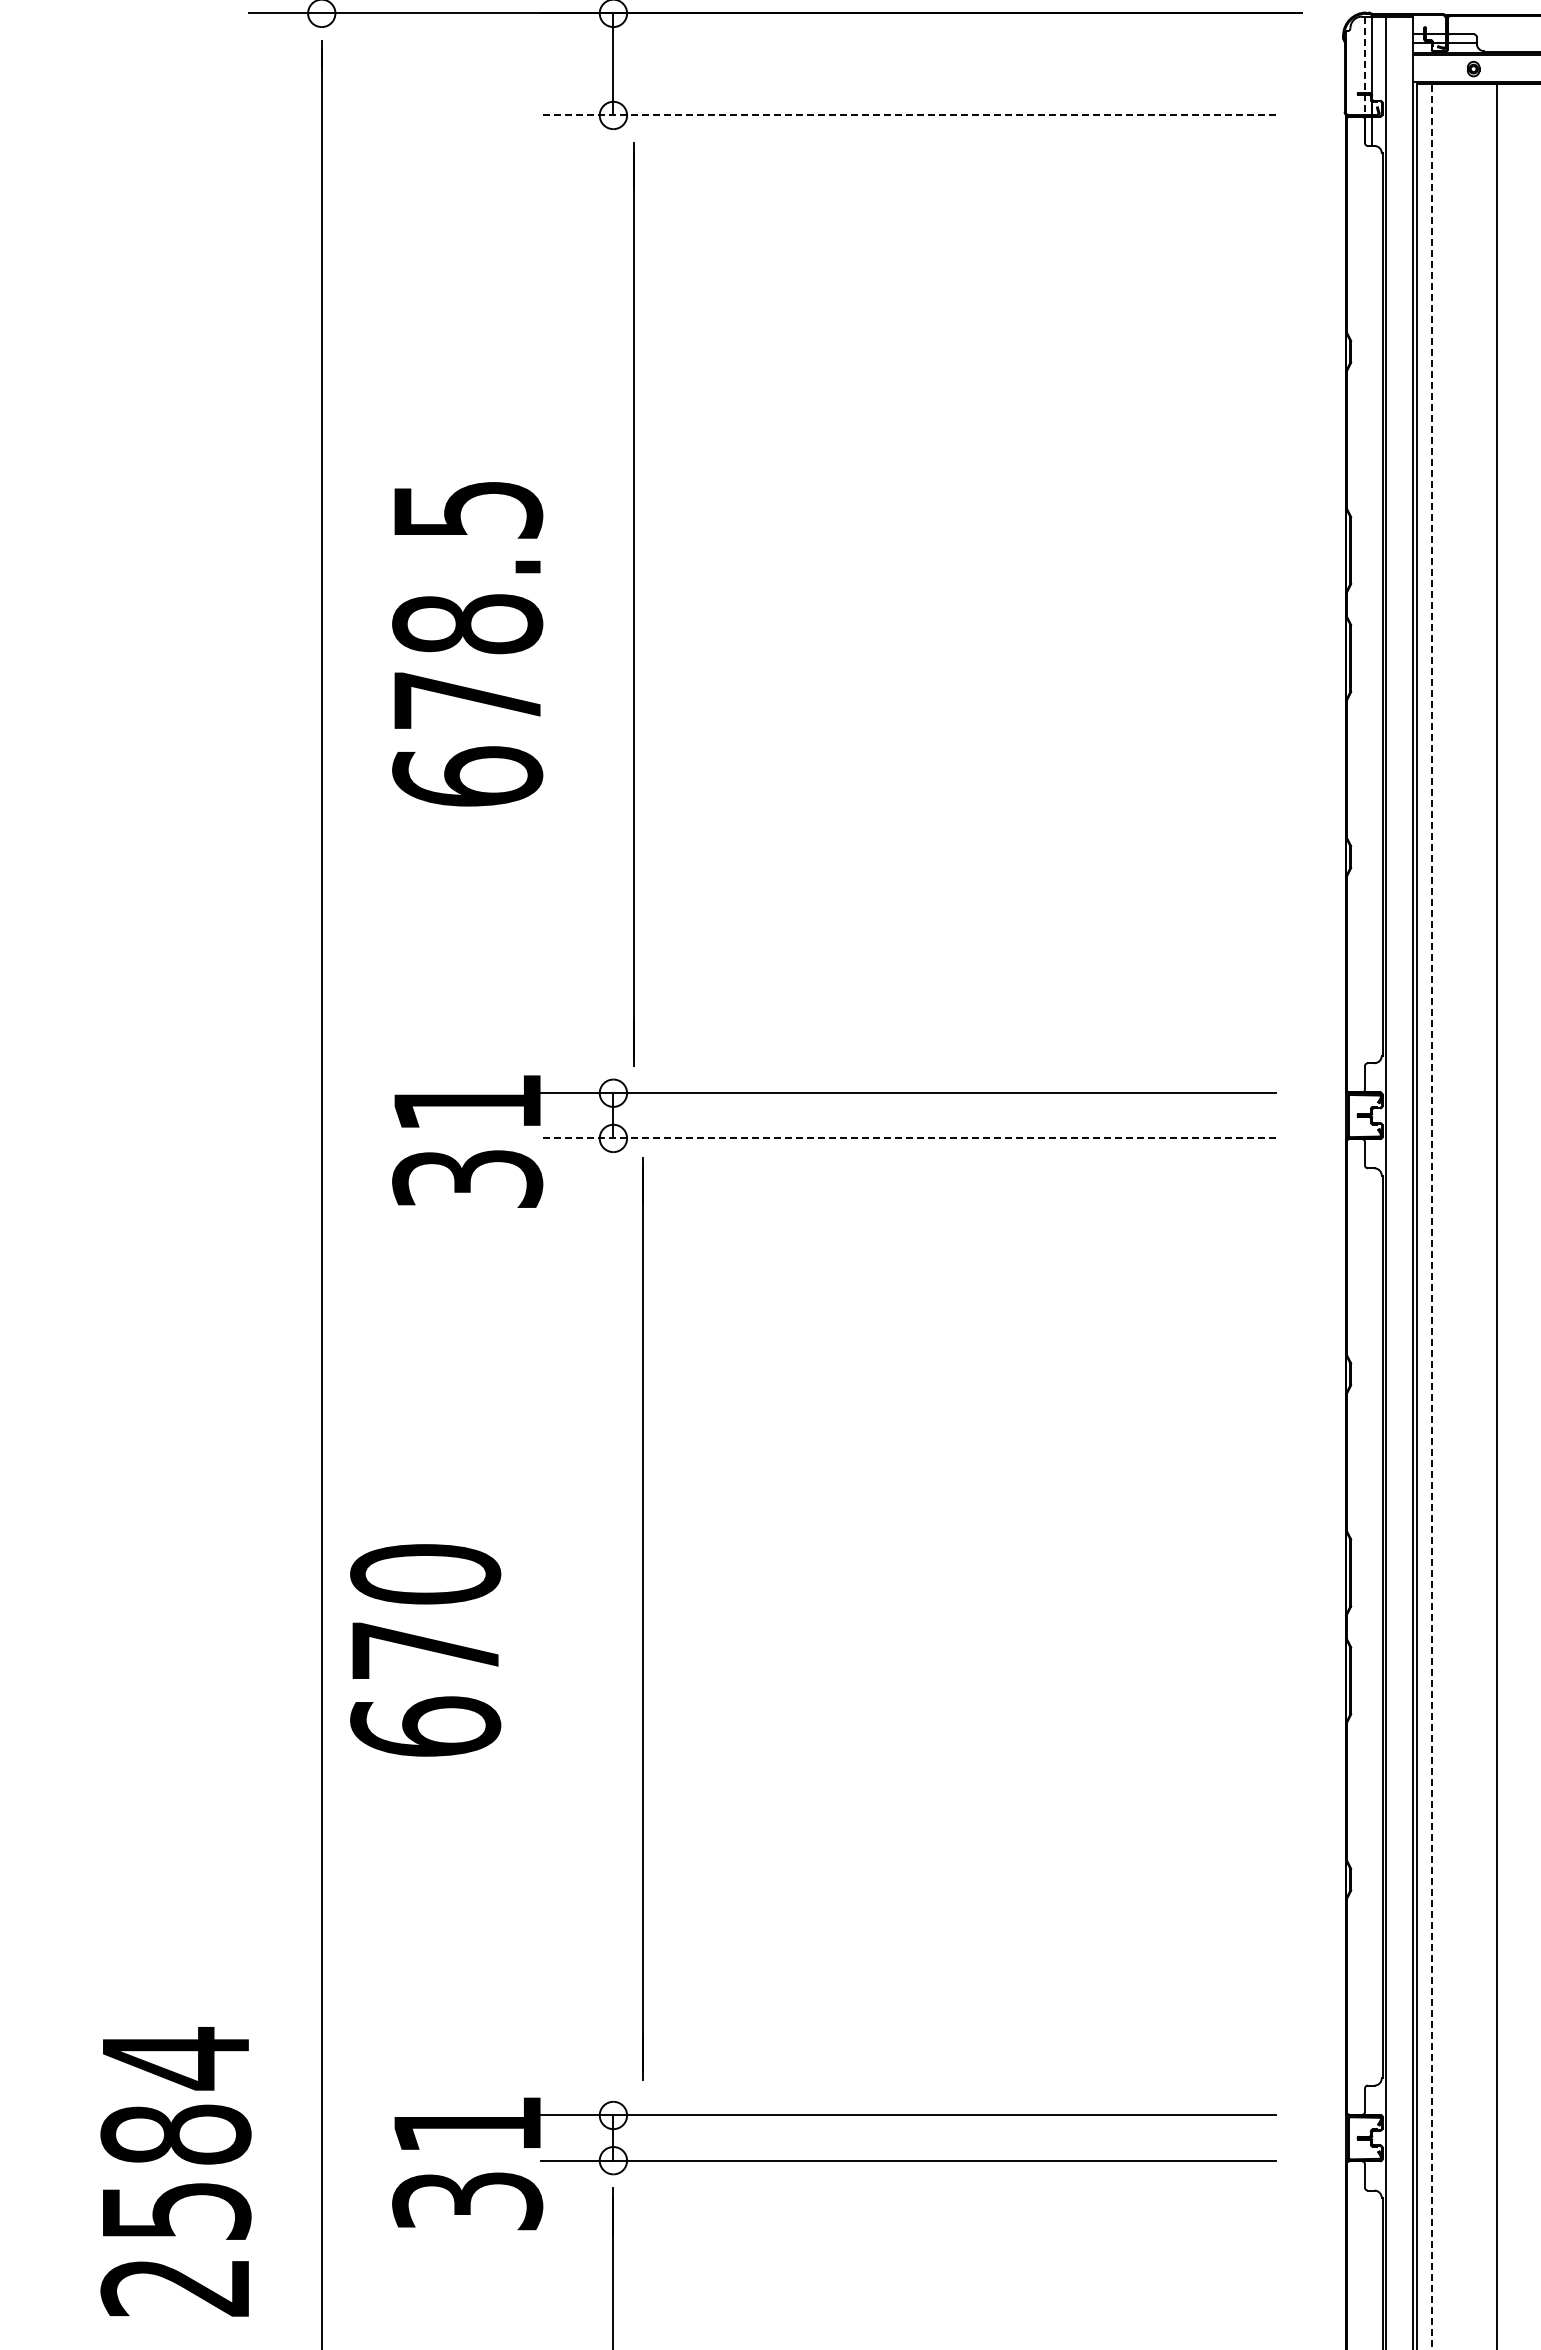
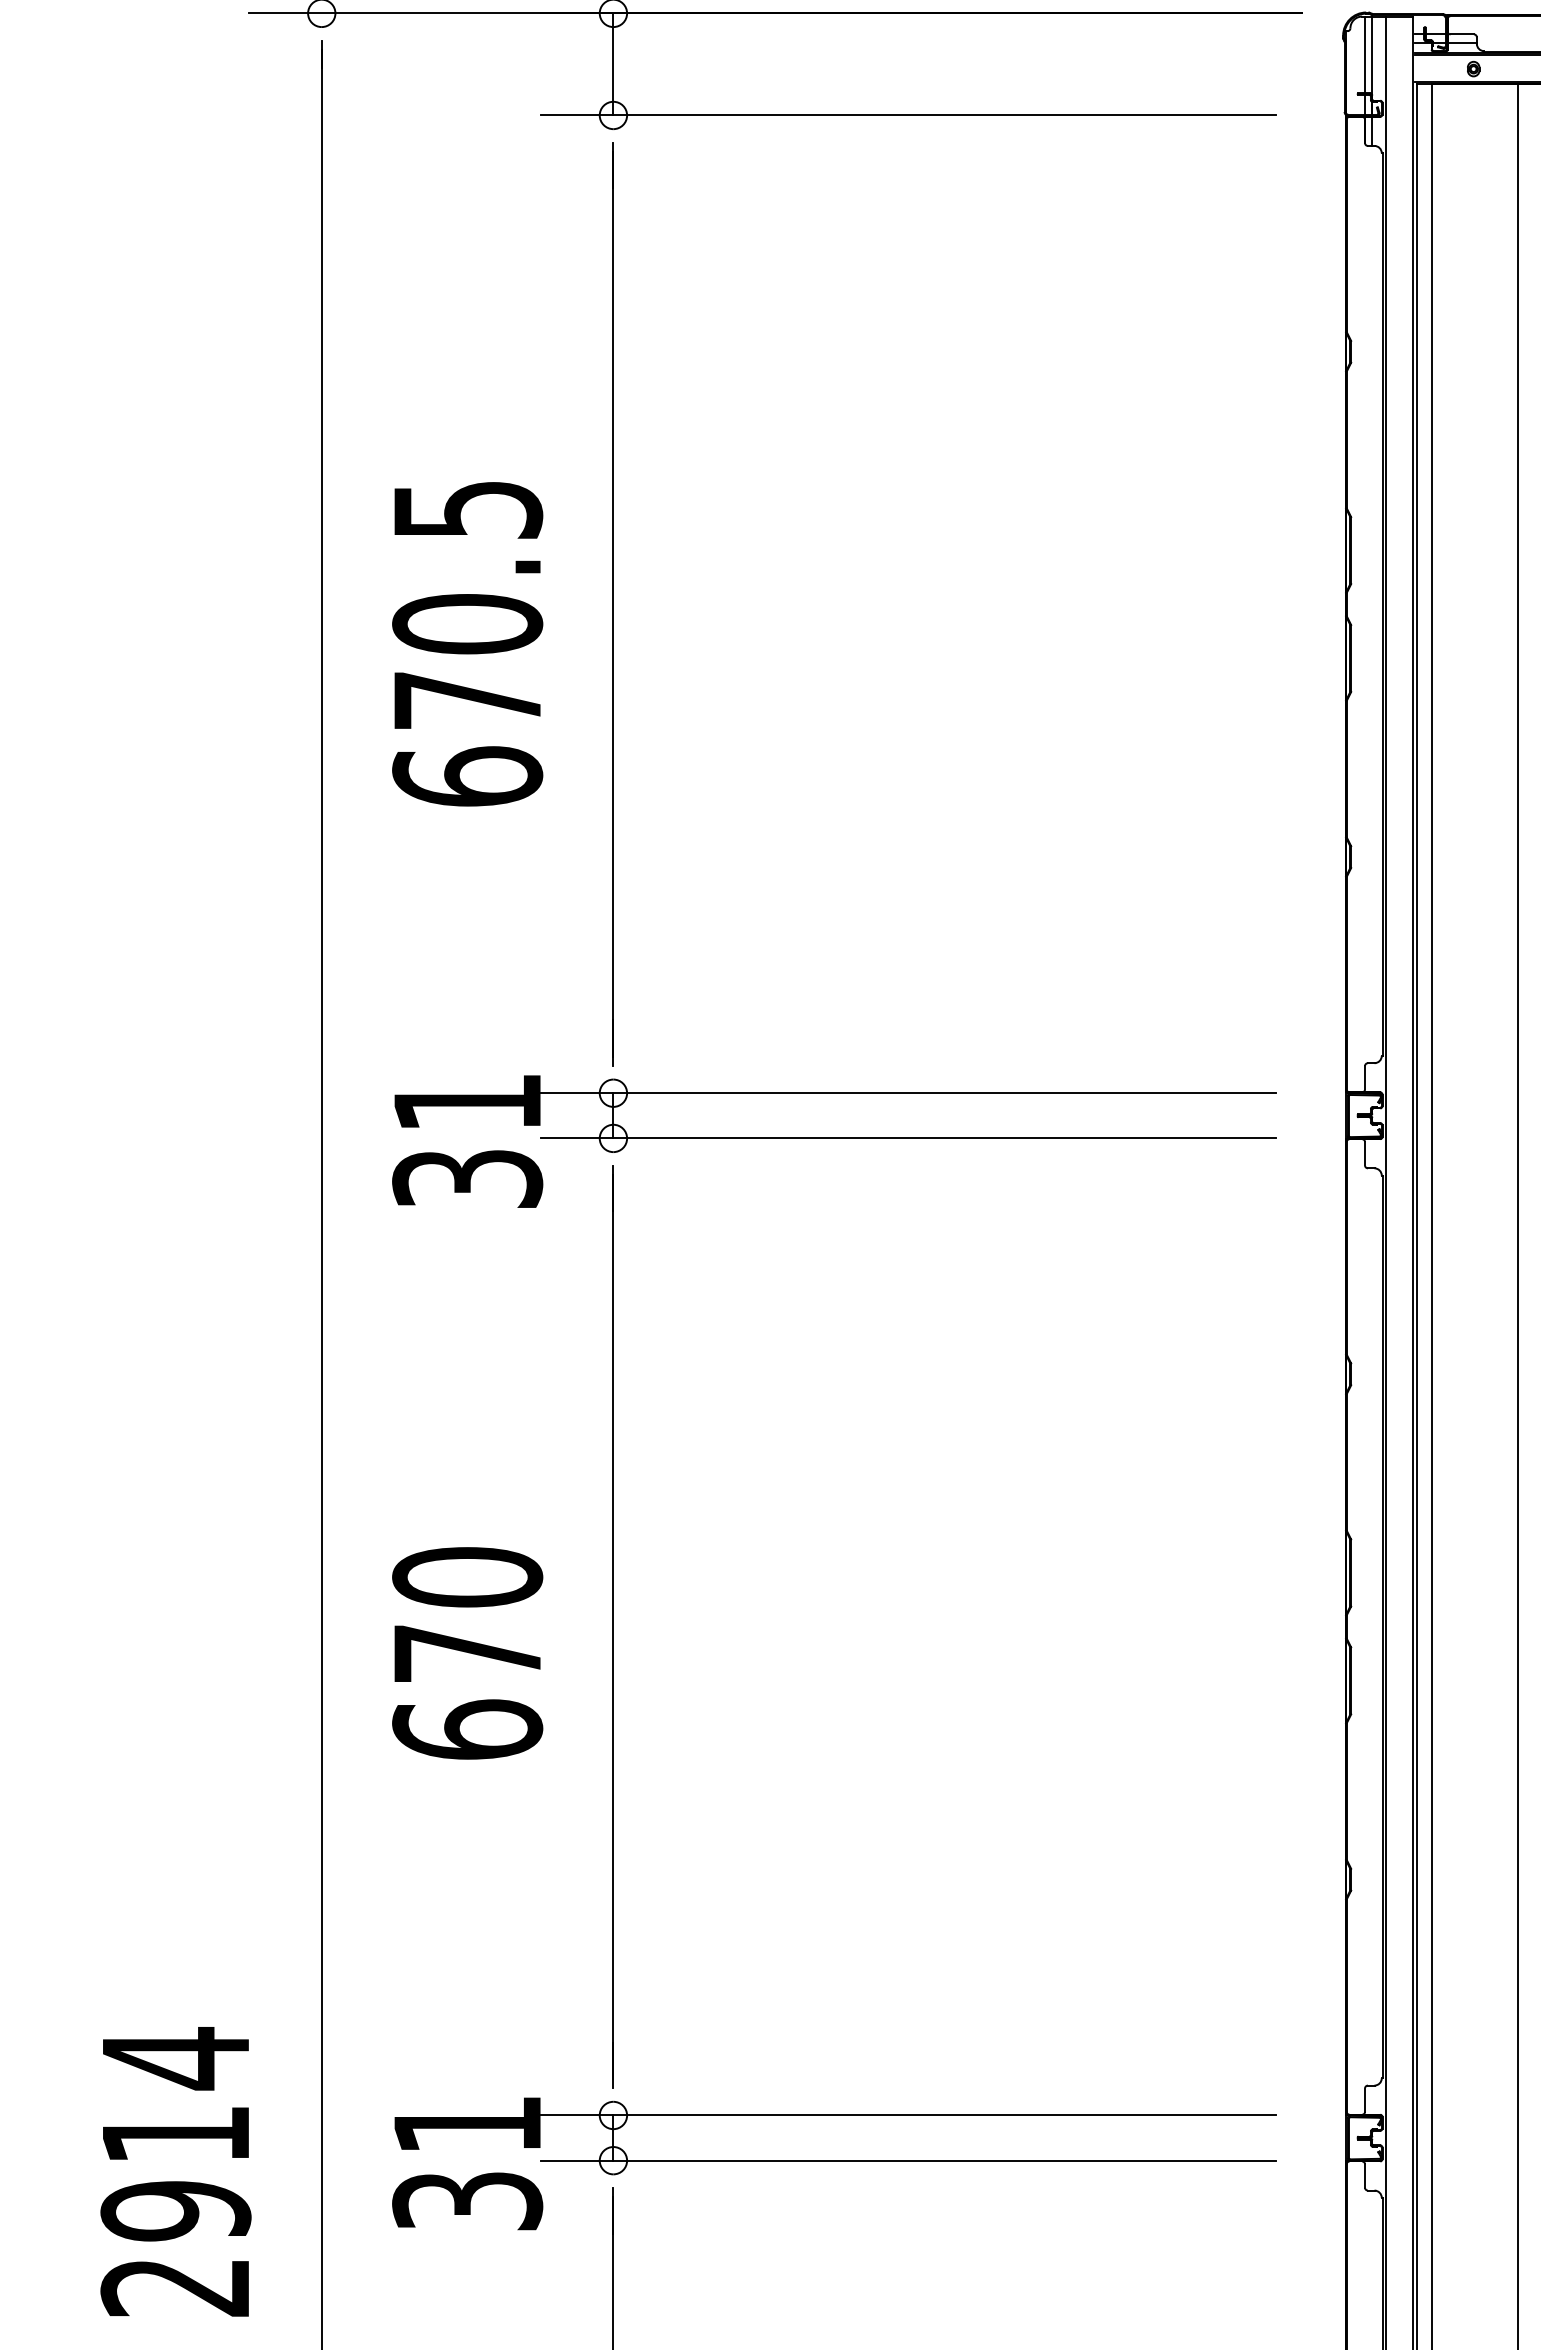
line: dashed -> solid (1365, 65)
line: dashed -> solid (908, 115)
line position: (633, 604) -> (612, 604) (612, 604)
text: 678.5 -> 670.5 (467, 624)
line: dashed -> solid (908, 1138)
line position: (1496, 1214) -> (1517, 1214) (1517, 1214)
line: dashed -> solid (1432, 1216)
line position: (642, 1618) -> (612, 1626) (612, 1626)
text position: (425, 1650) -> (467, 1653) (467, 1653)
text: 2584 -> 2914 (175, 2172)
